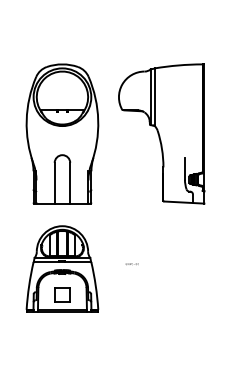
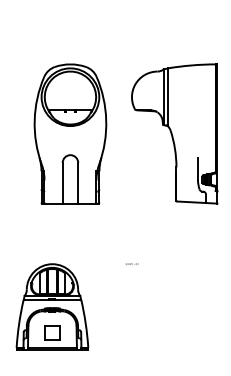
part position: (62, 133) -> (70, 133) (70, 133)
part position: (161, 133) -> (174, 133) (174, 133)
part position: (62, 268) -> (52, 306) (52, 306)
